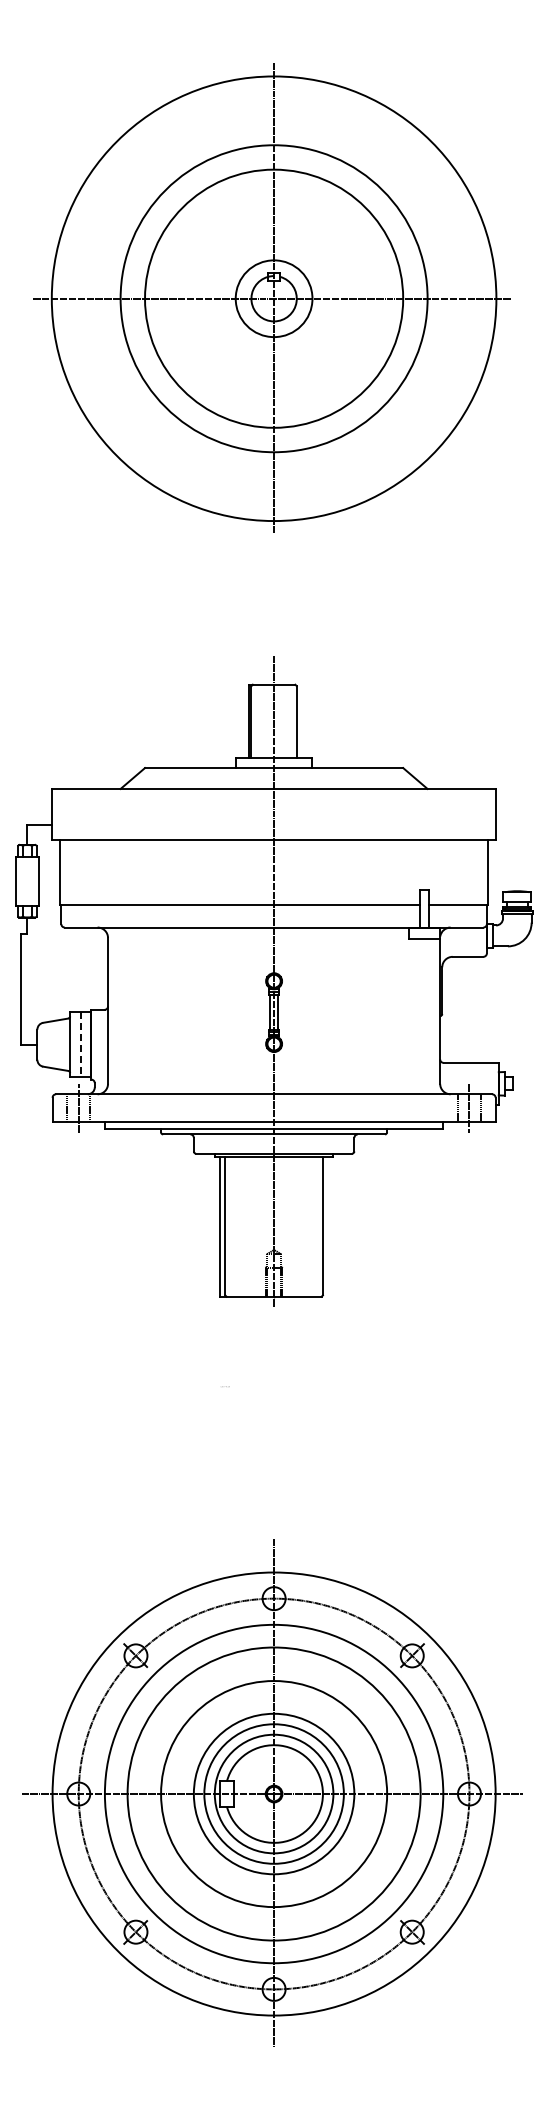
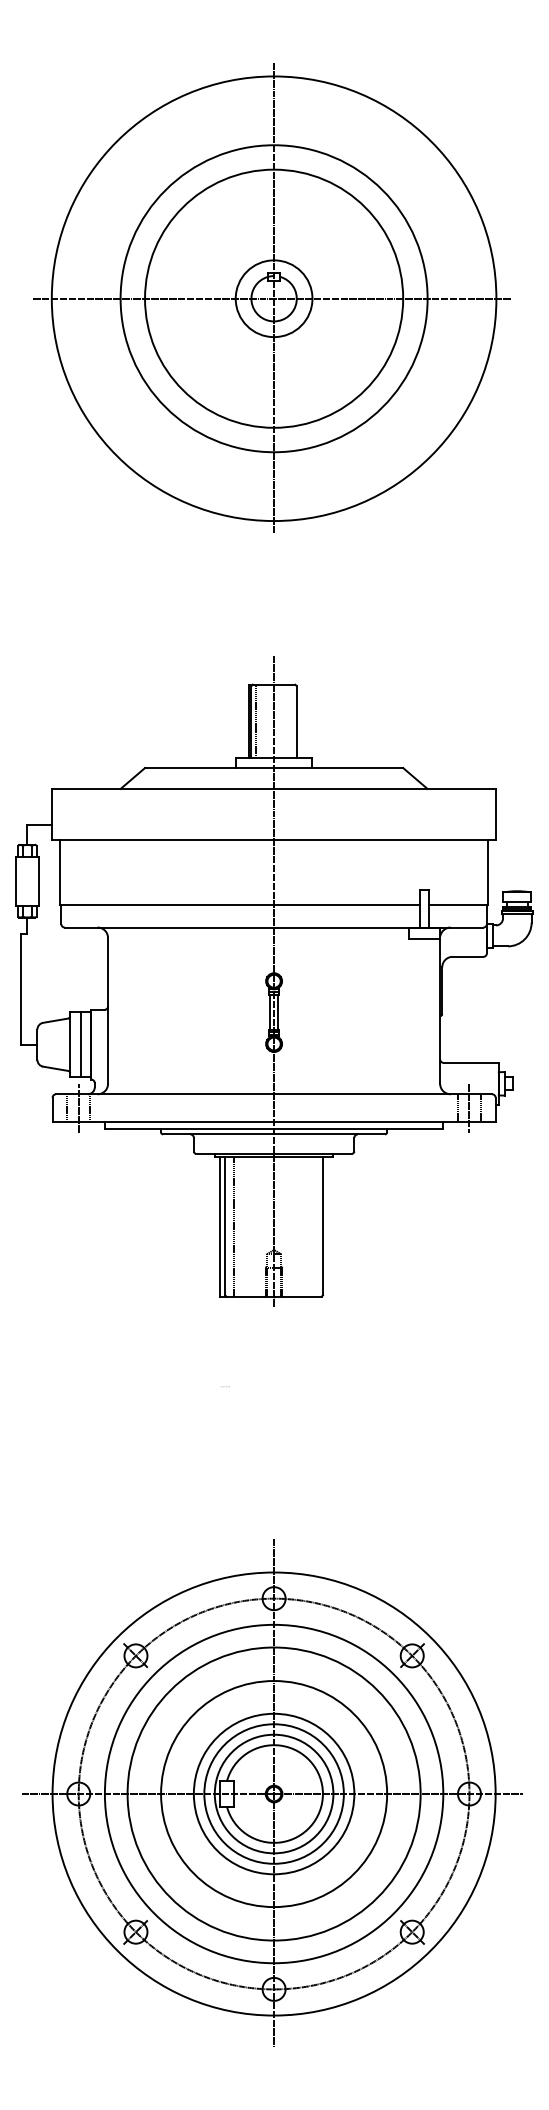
line: none -> present (256, 721)
line: dashed -> solid (80, 1045)
line: none -> present (233, 1226)
